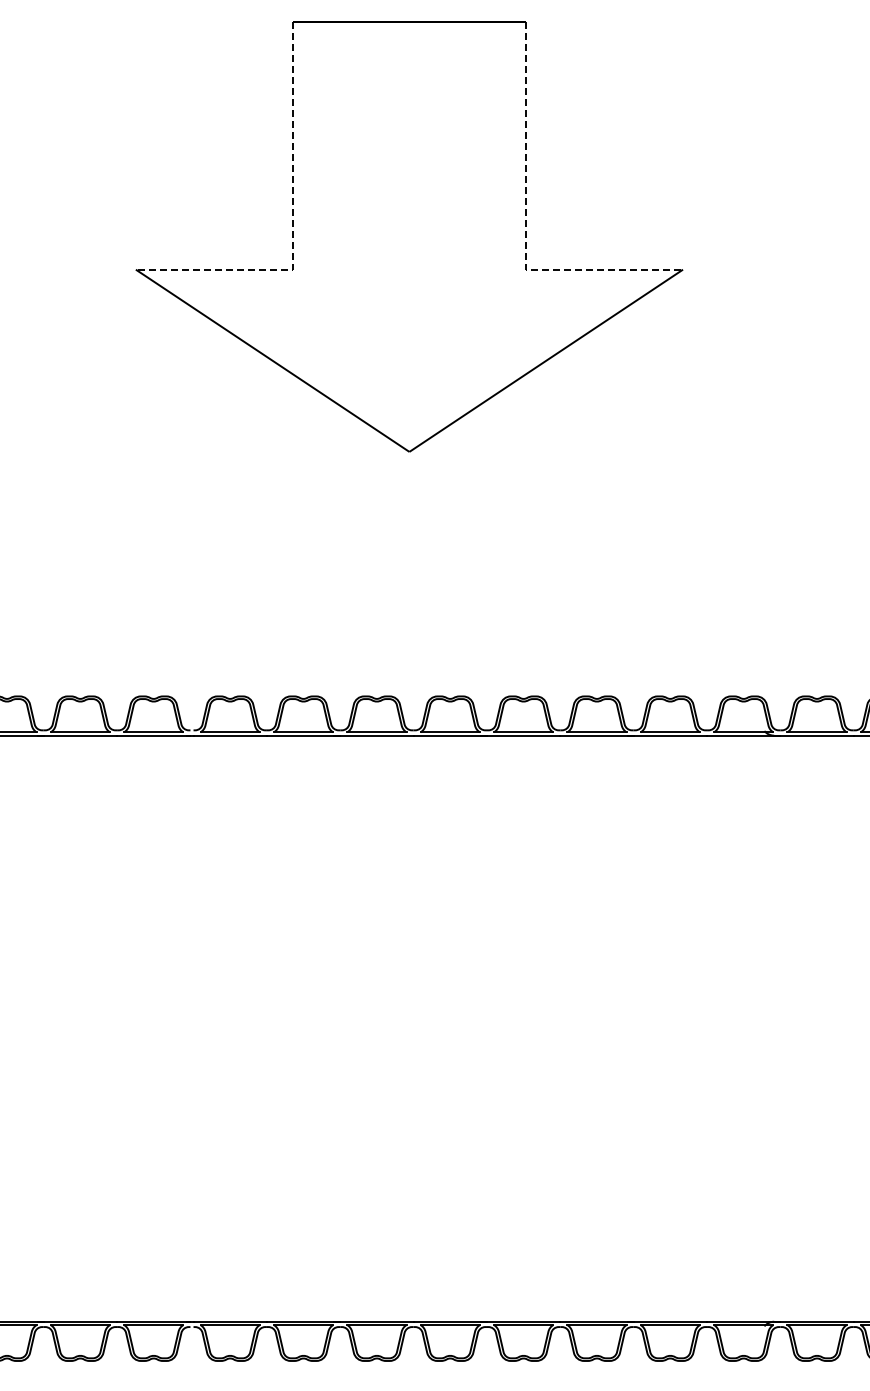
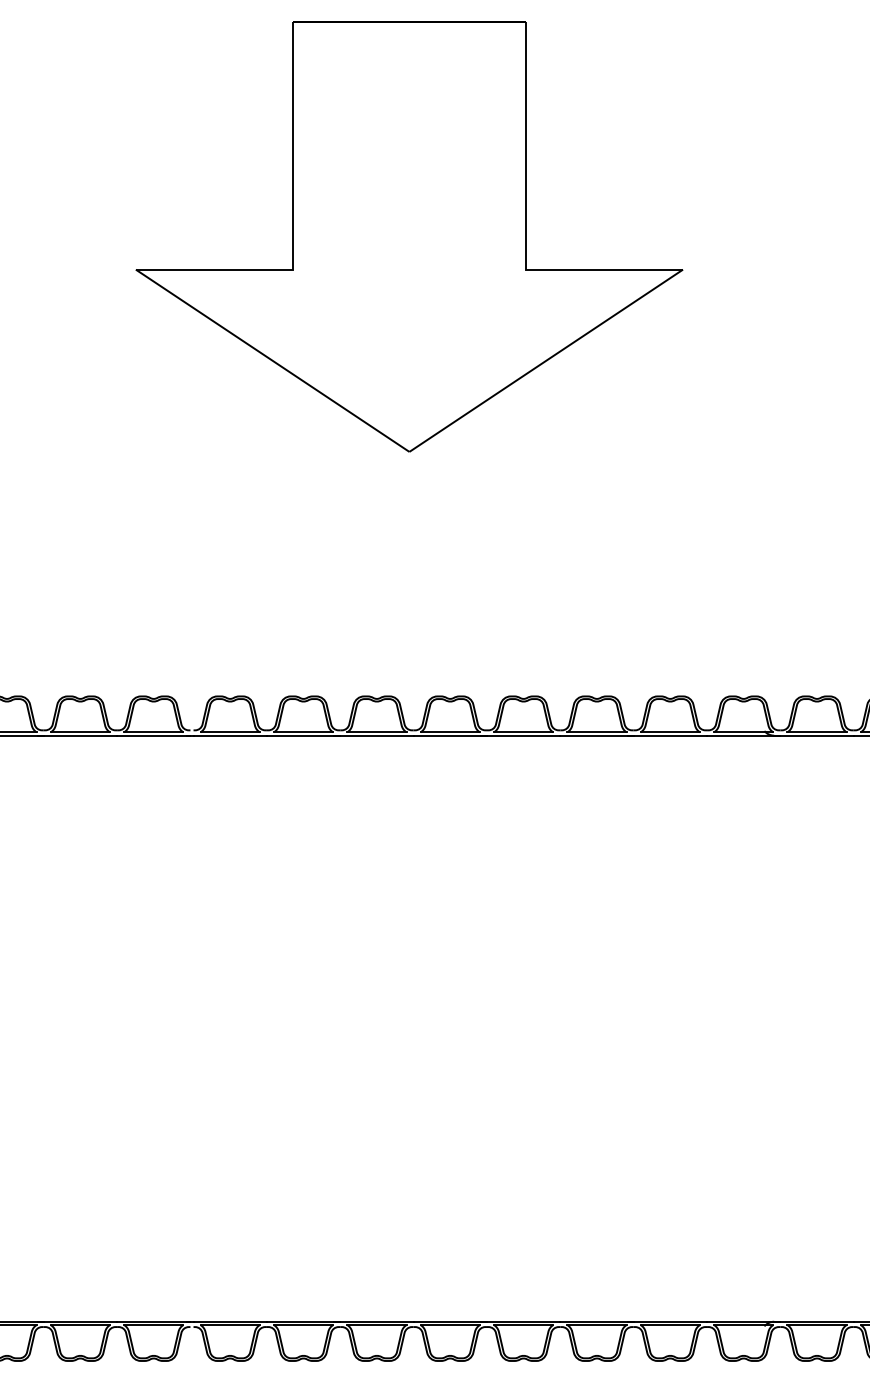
line: dashed -> solid (292, 224)
line: dashed -> solid (525, 224)
